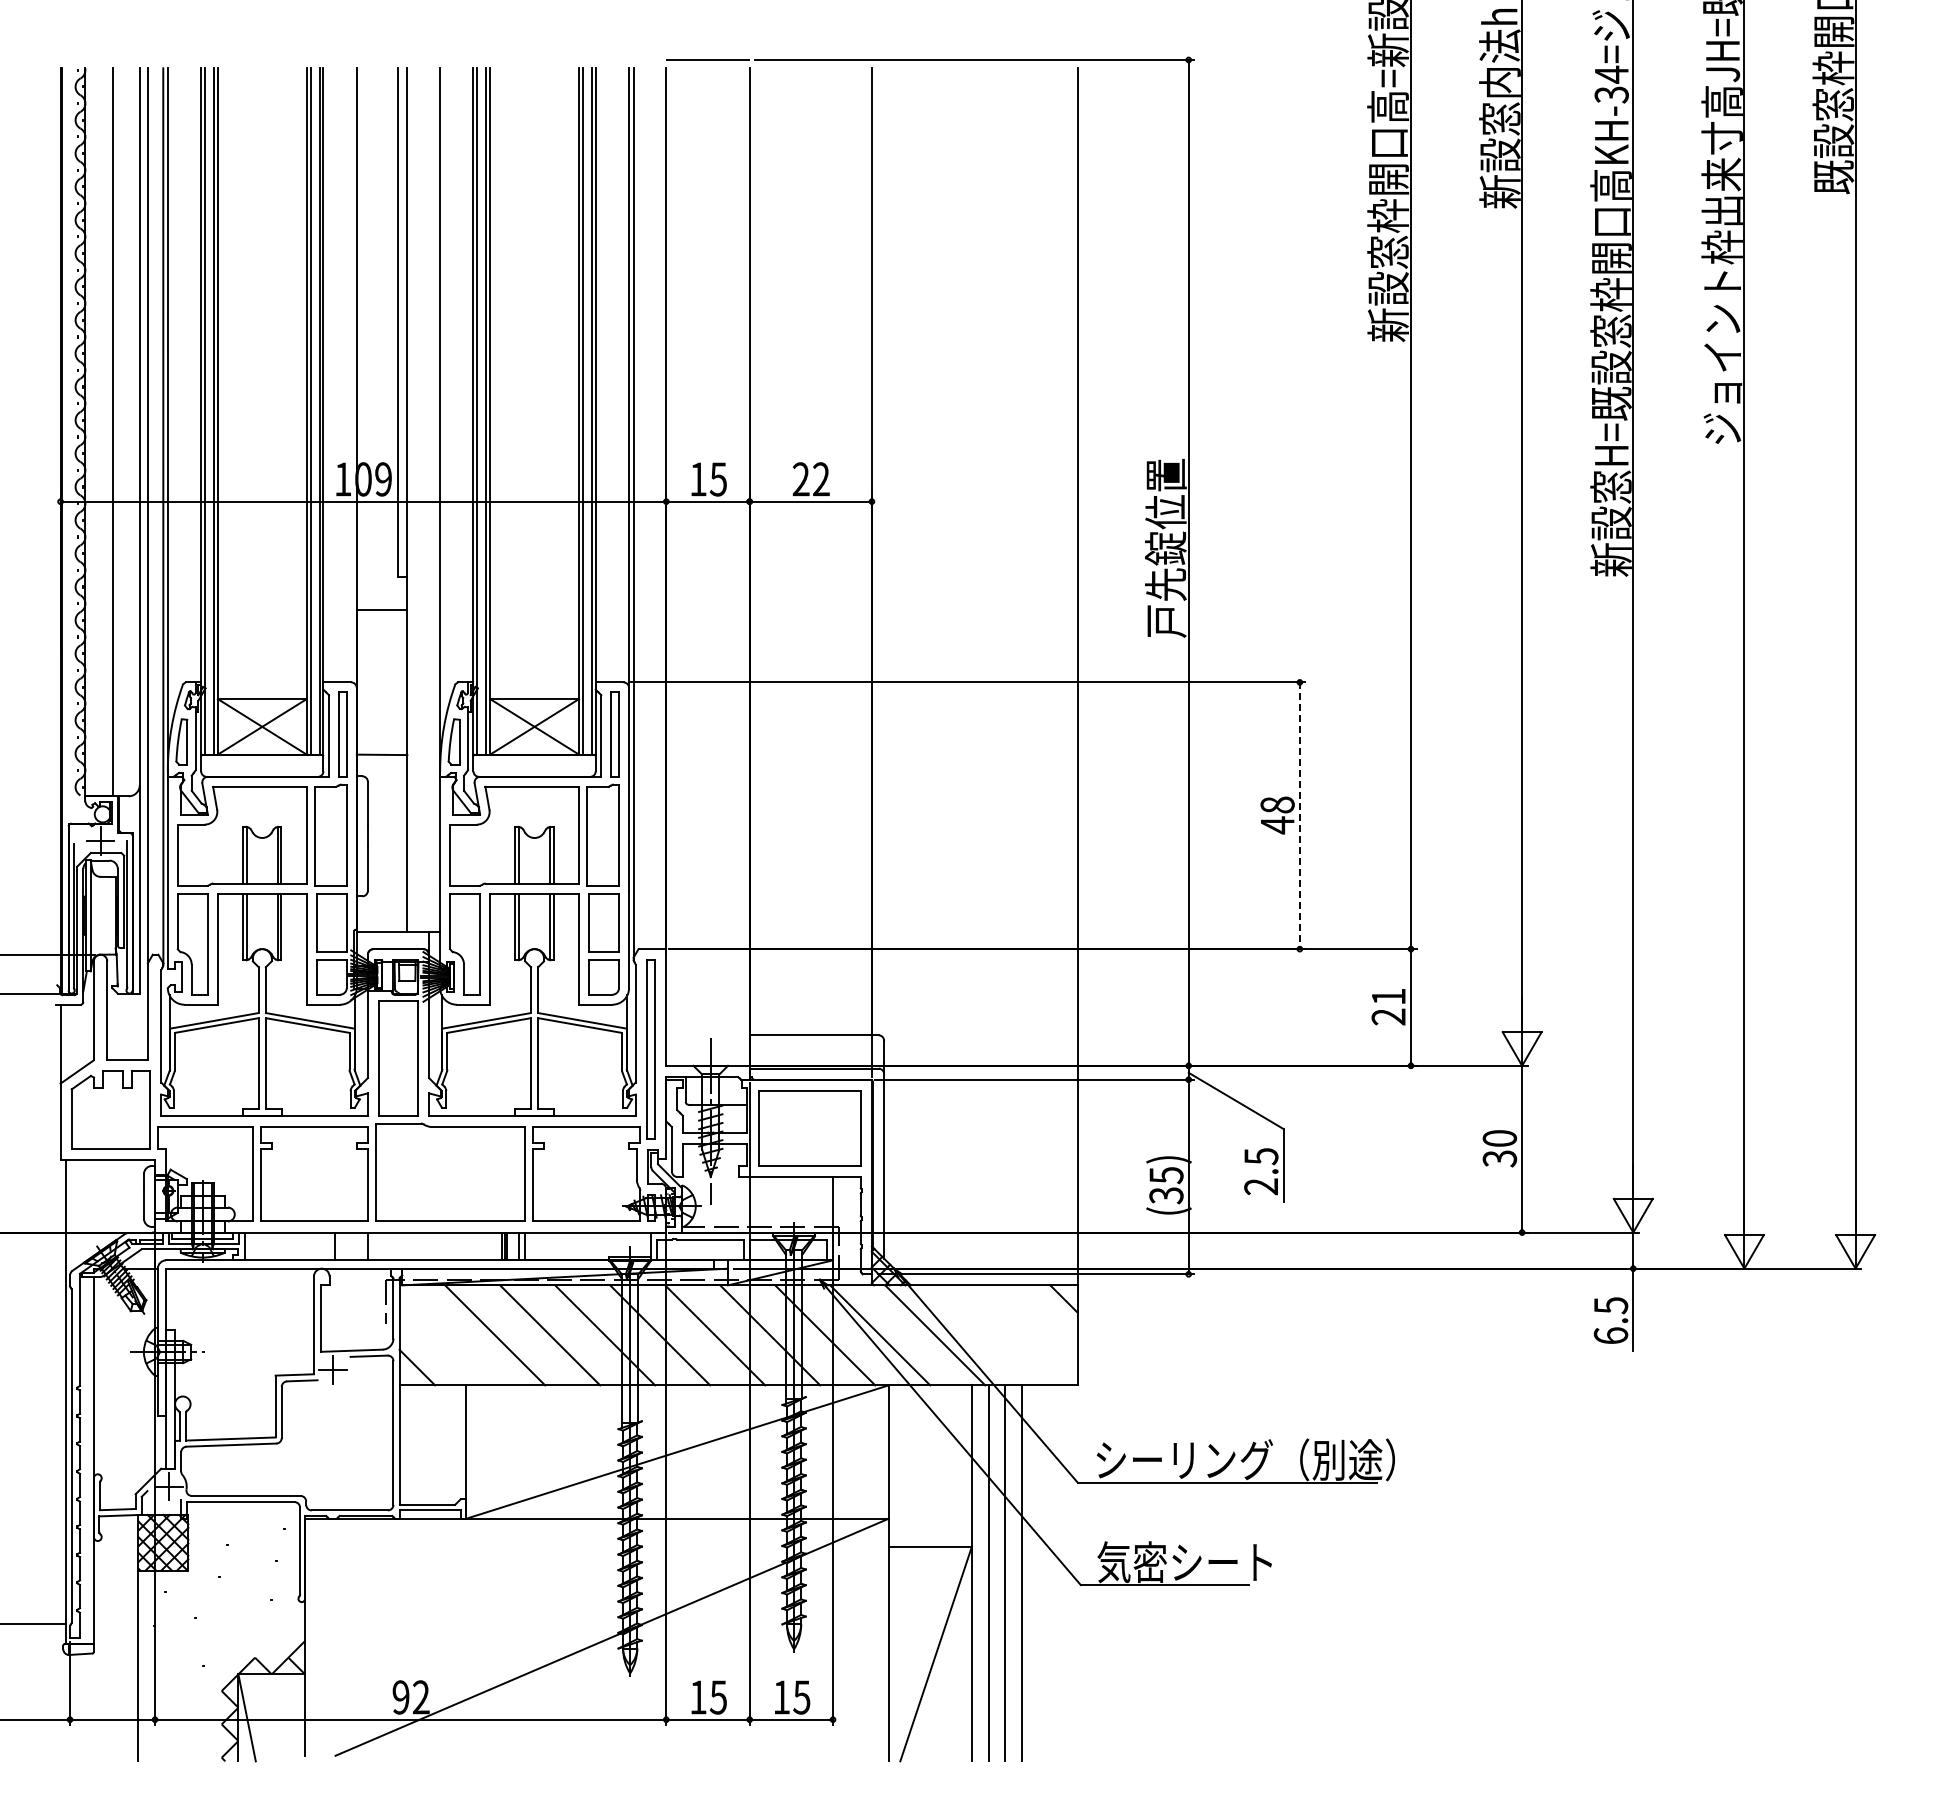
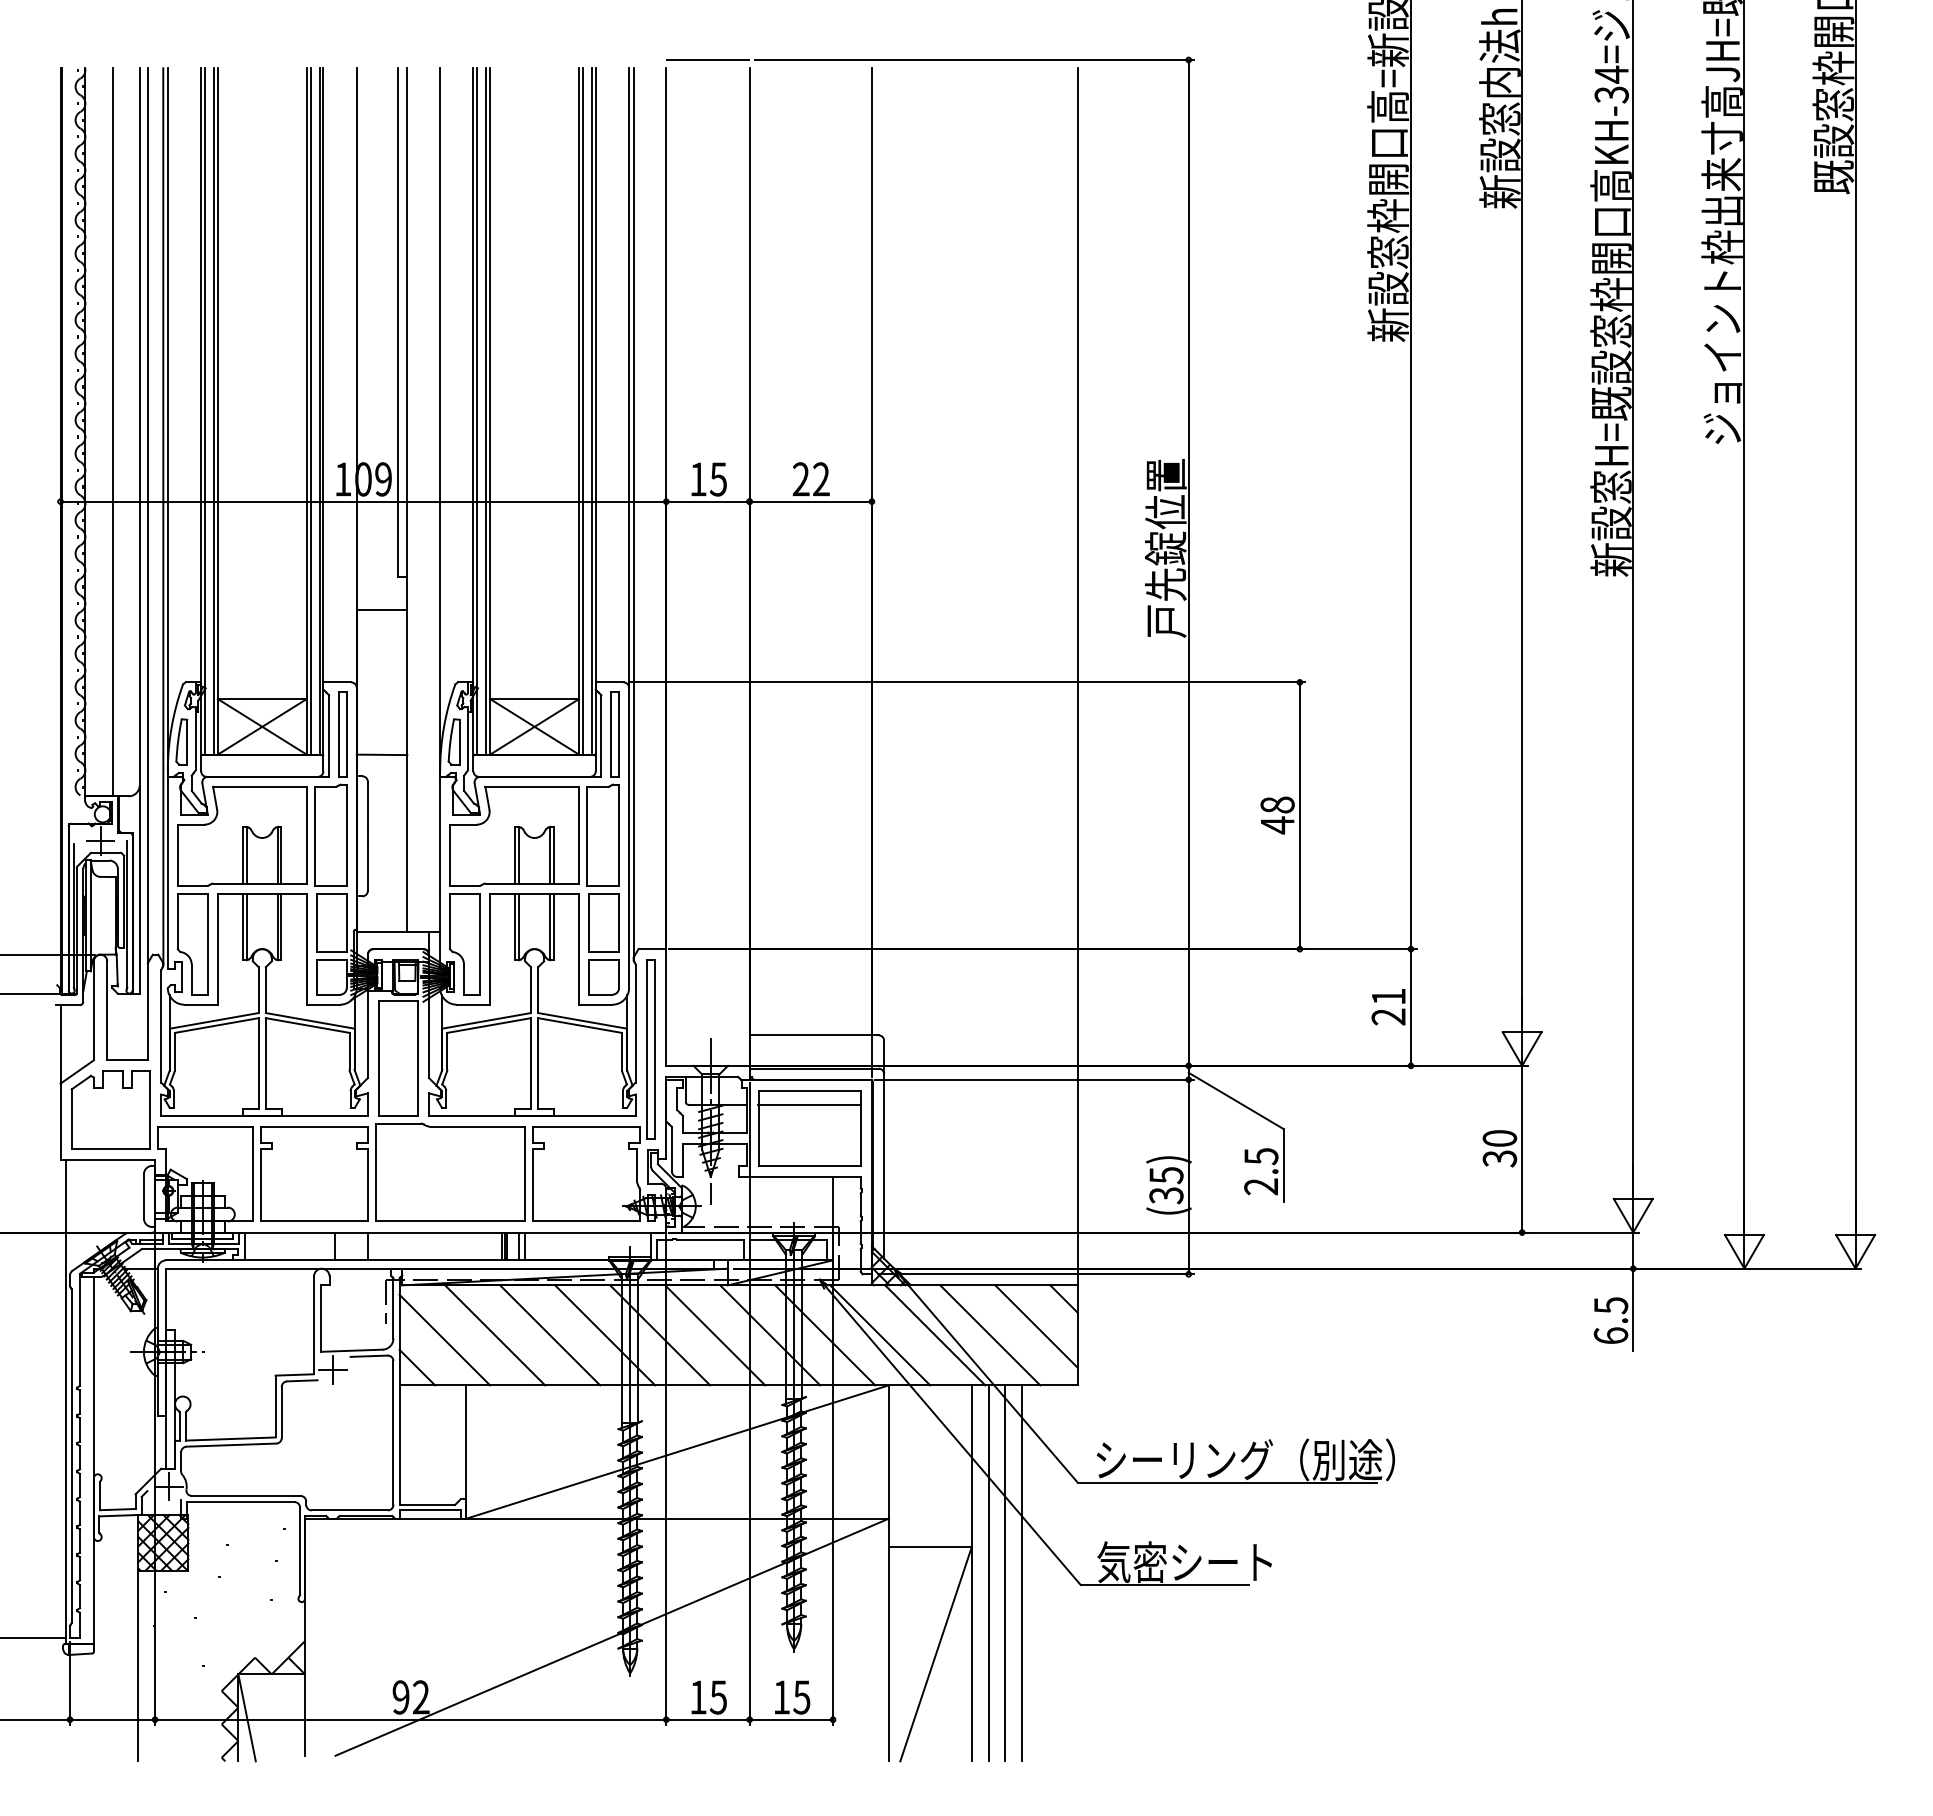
line: dashed -> solid (1299, 816)
line: none -> present (809, 1104)
line: none -> present (1036, 1326)
line: none -> present (990, 1335)
line: none -> present (444, 1339)
line position: (34, 1624) -> (34, 1638) (34, 1638)
